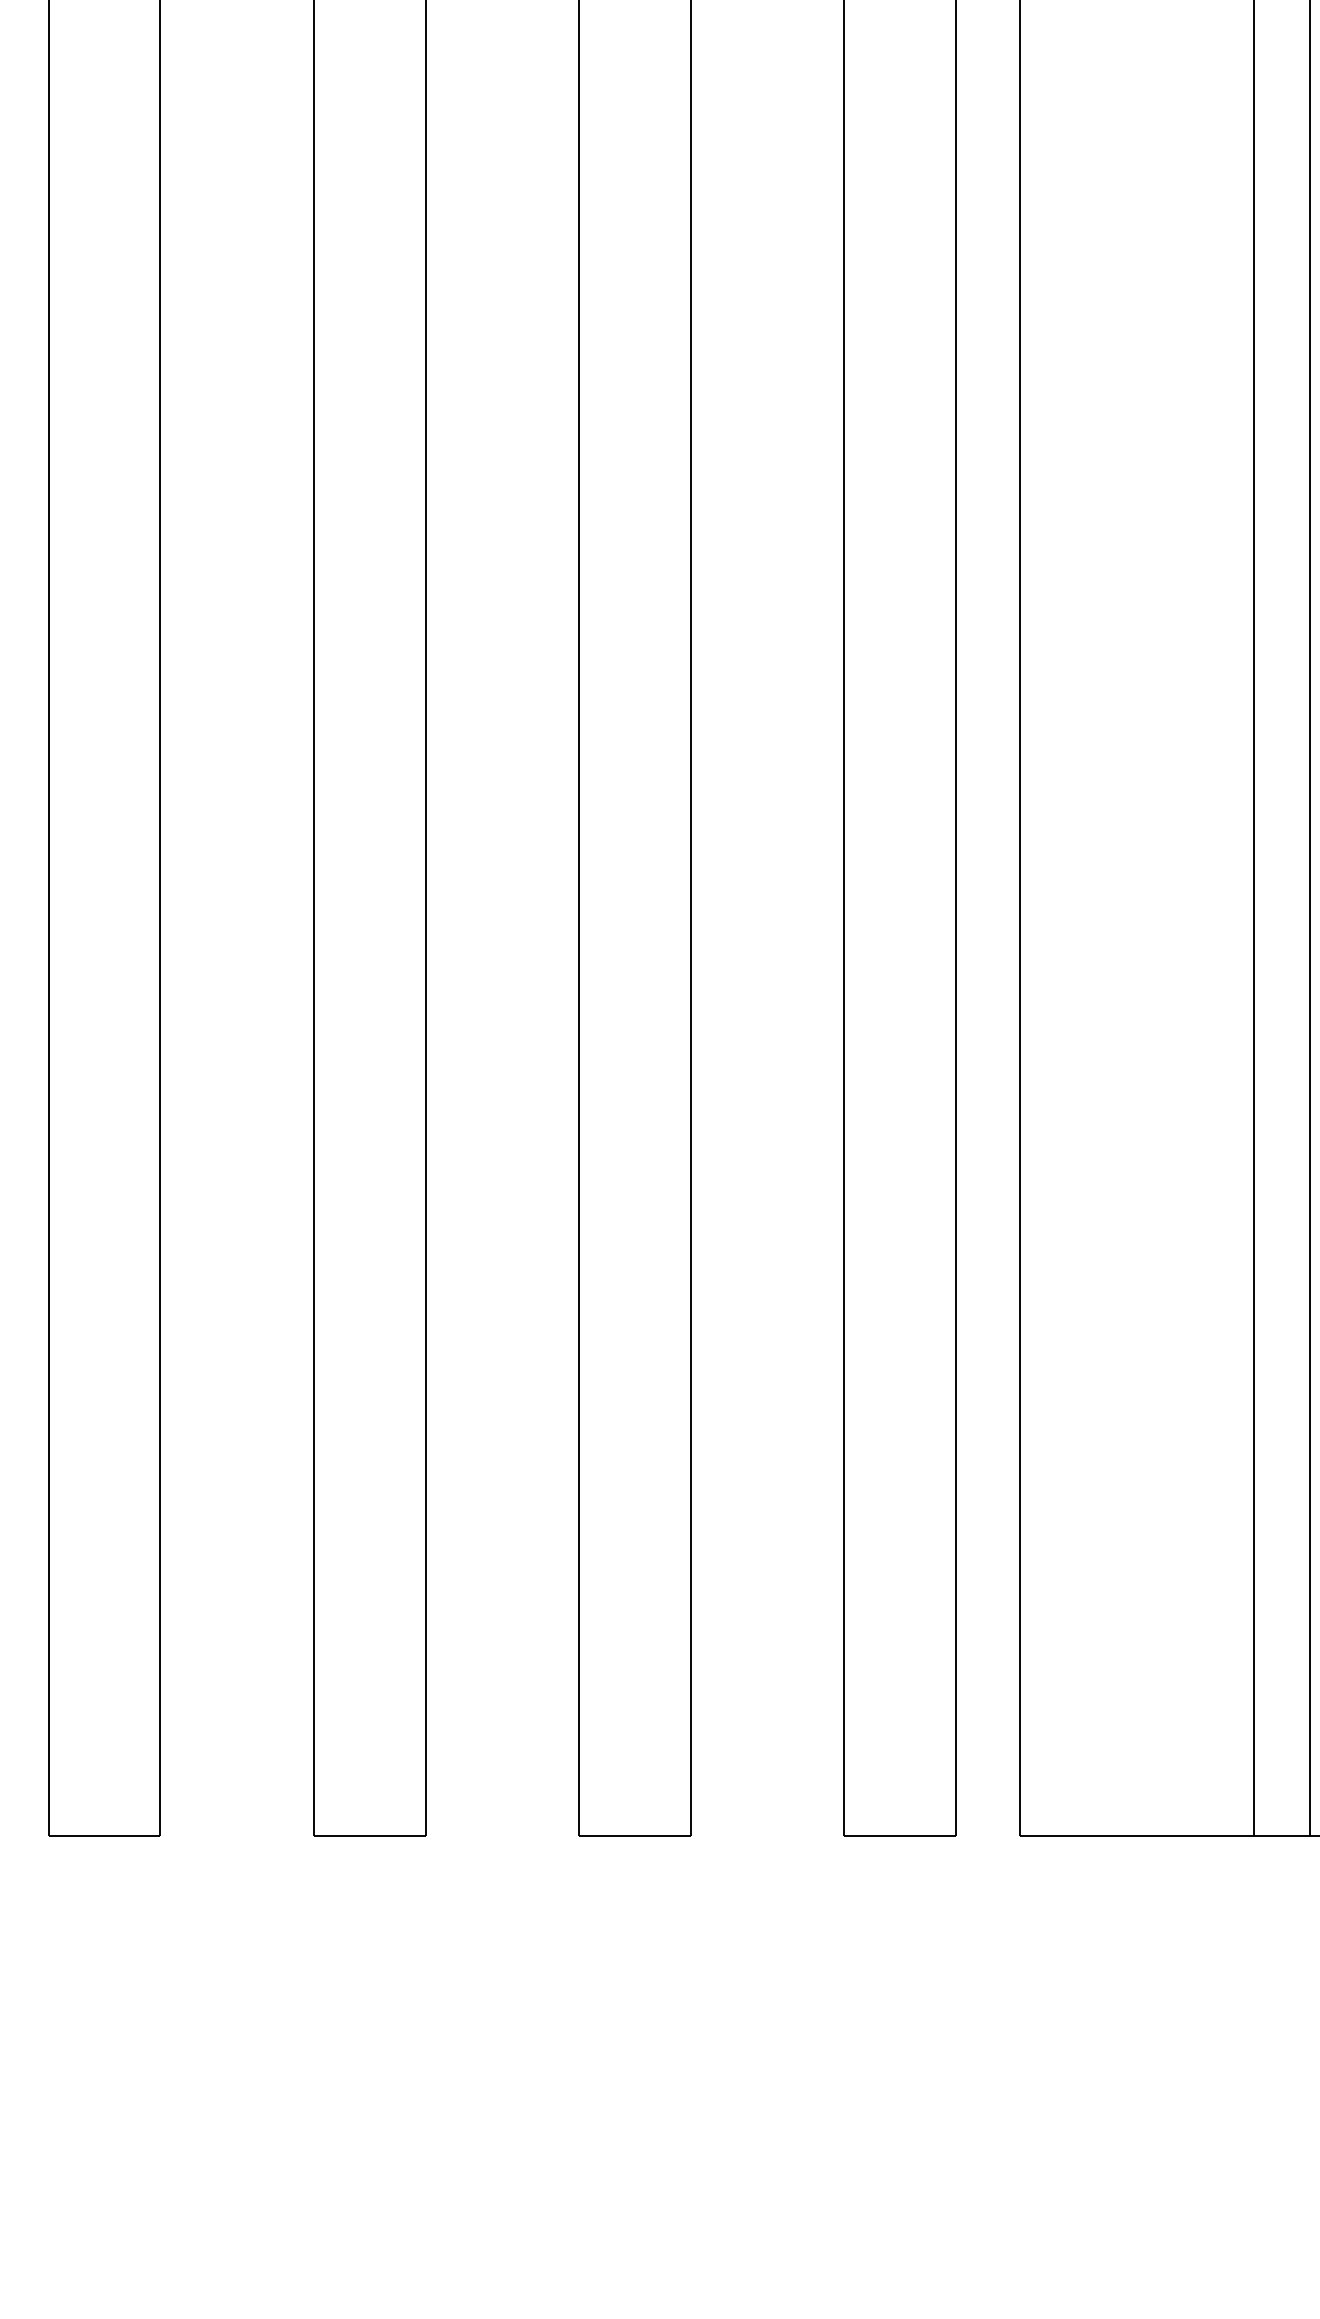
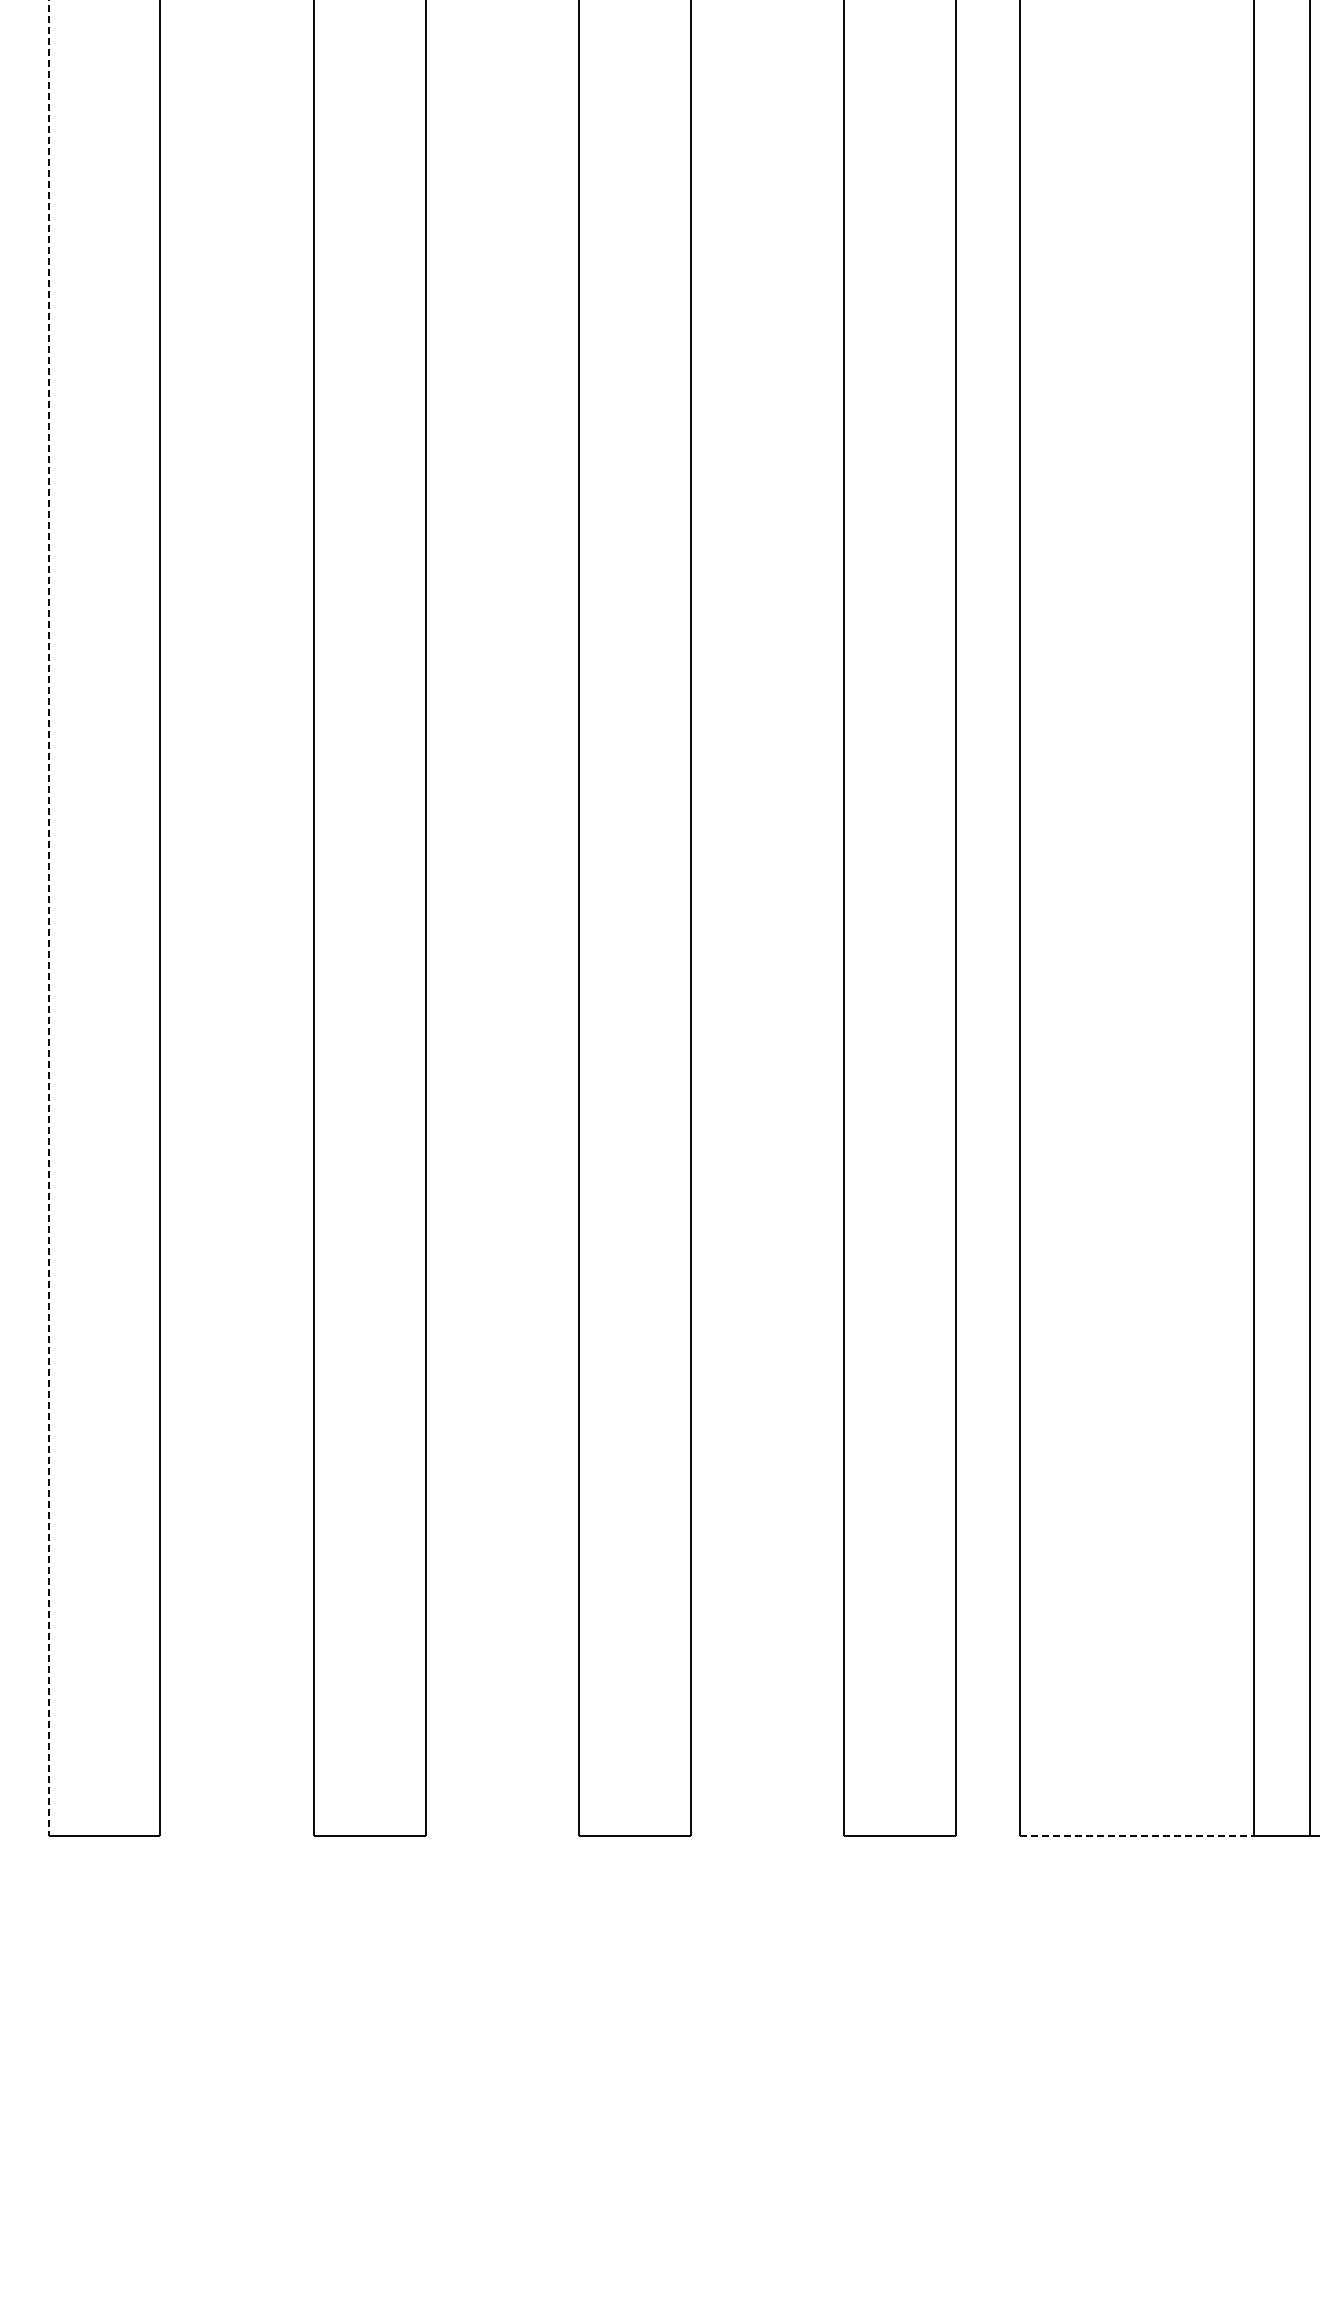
line: solid -> dashed (48, 918)
line: solid -> dashed (1137, 1835)
